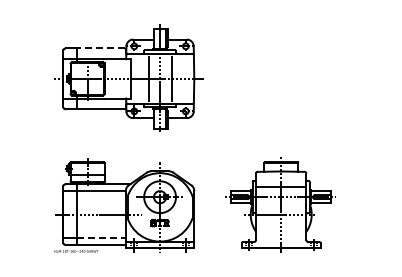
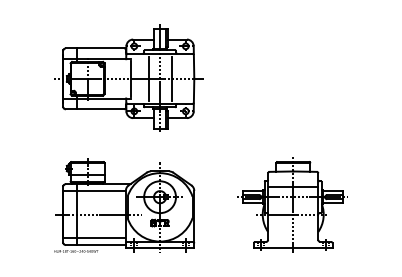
line: dashed -> solid (100, 48)
part position: (280, 204) -> (292, 204) (292, 204)
line: dashed -> solid (101, 237)
